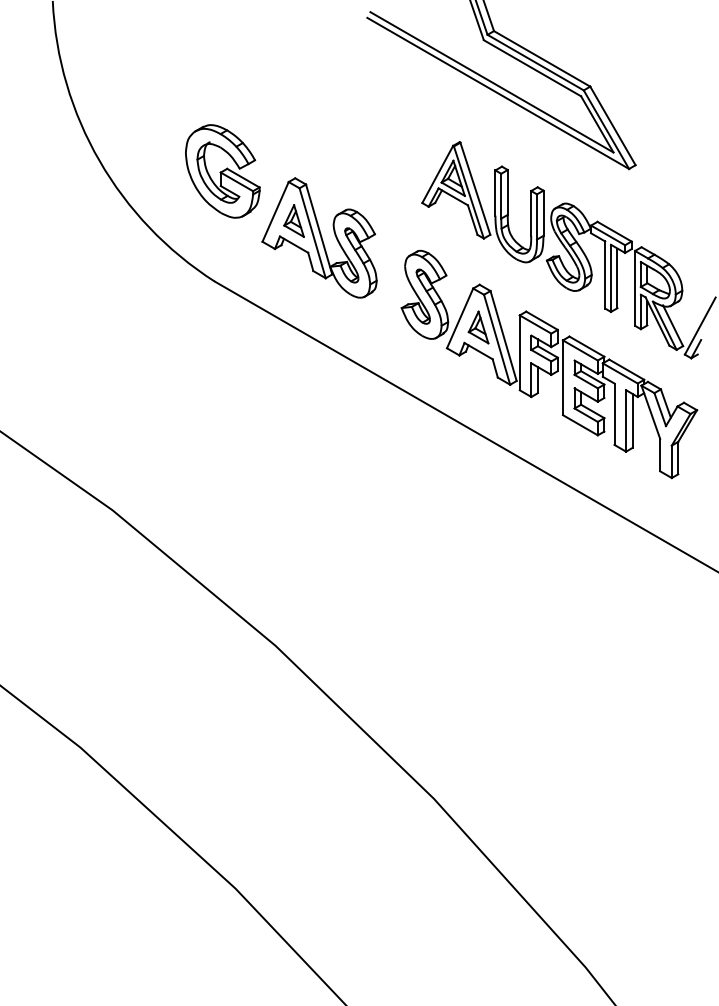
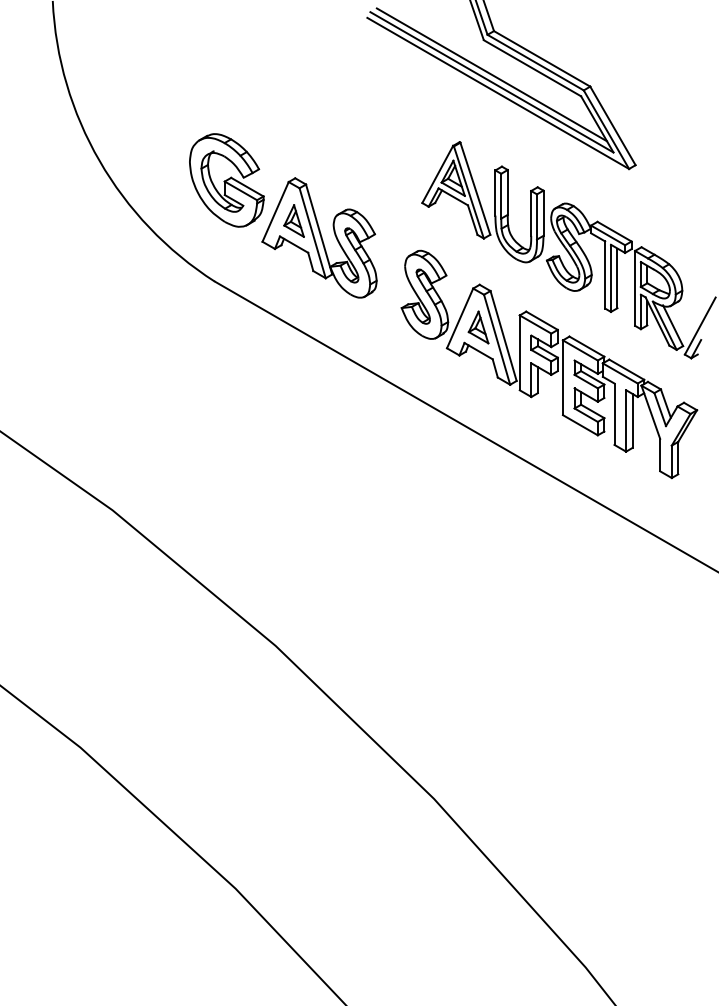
line: none -> present (491, 74)
part position: (222, 171) -> (226, 180) (226, 180)
